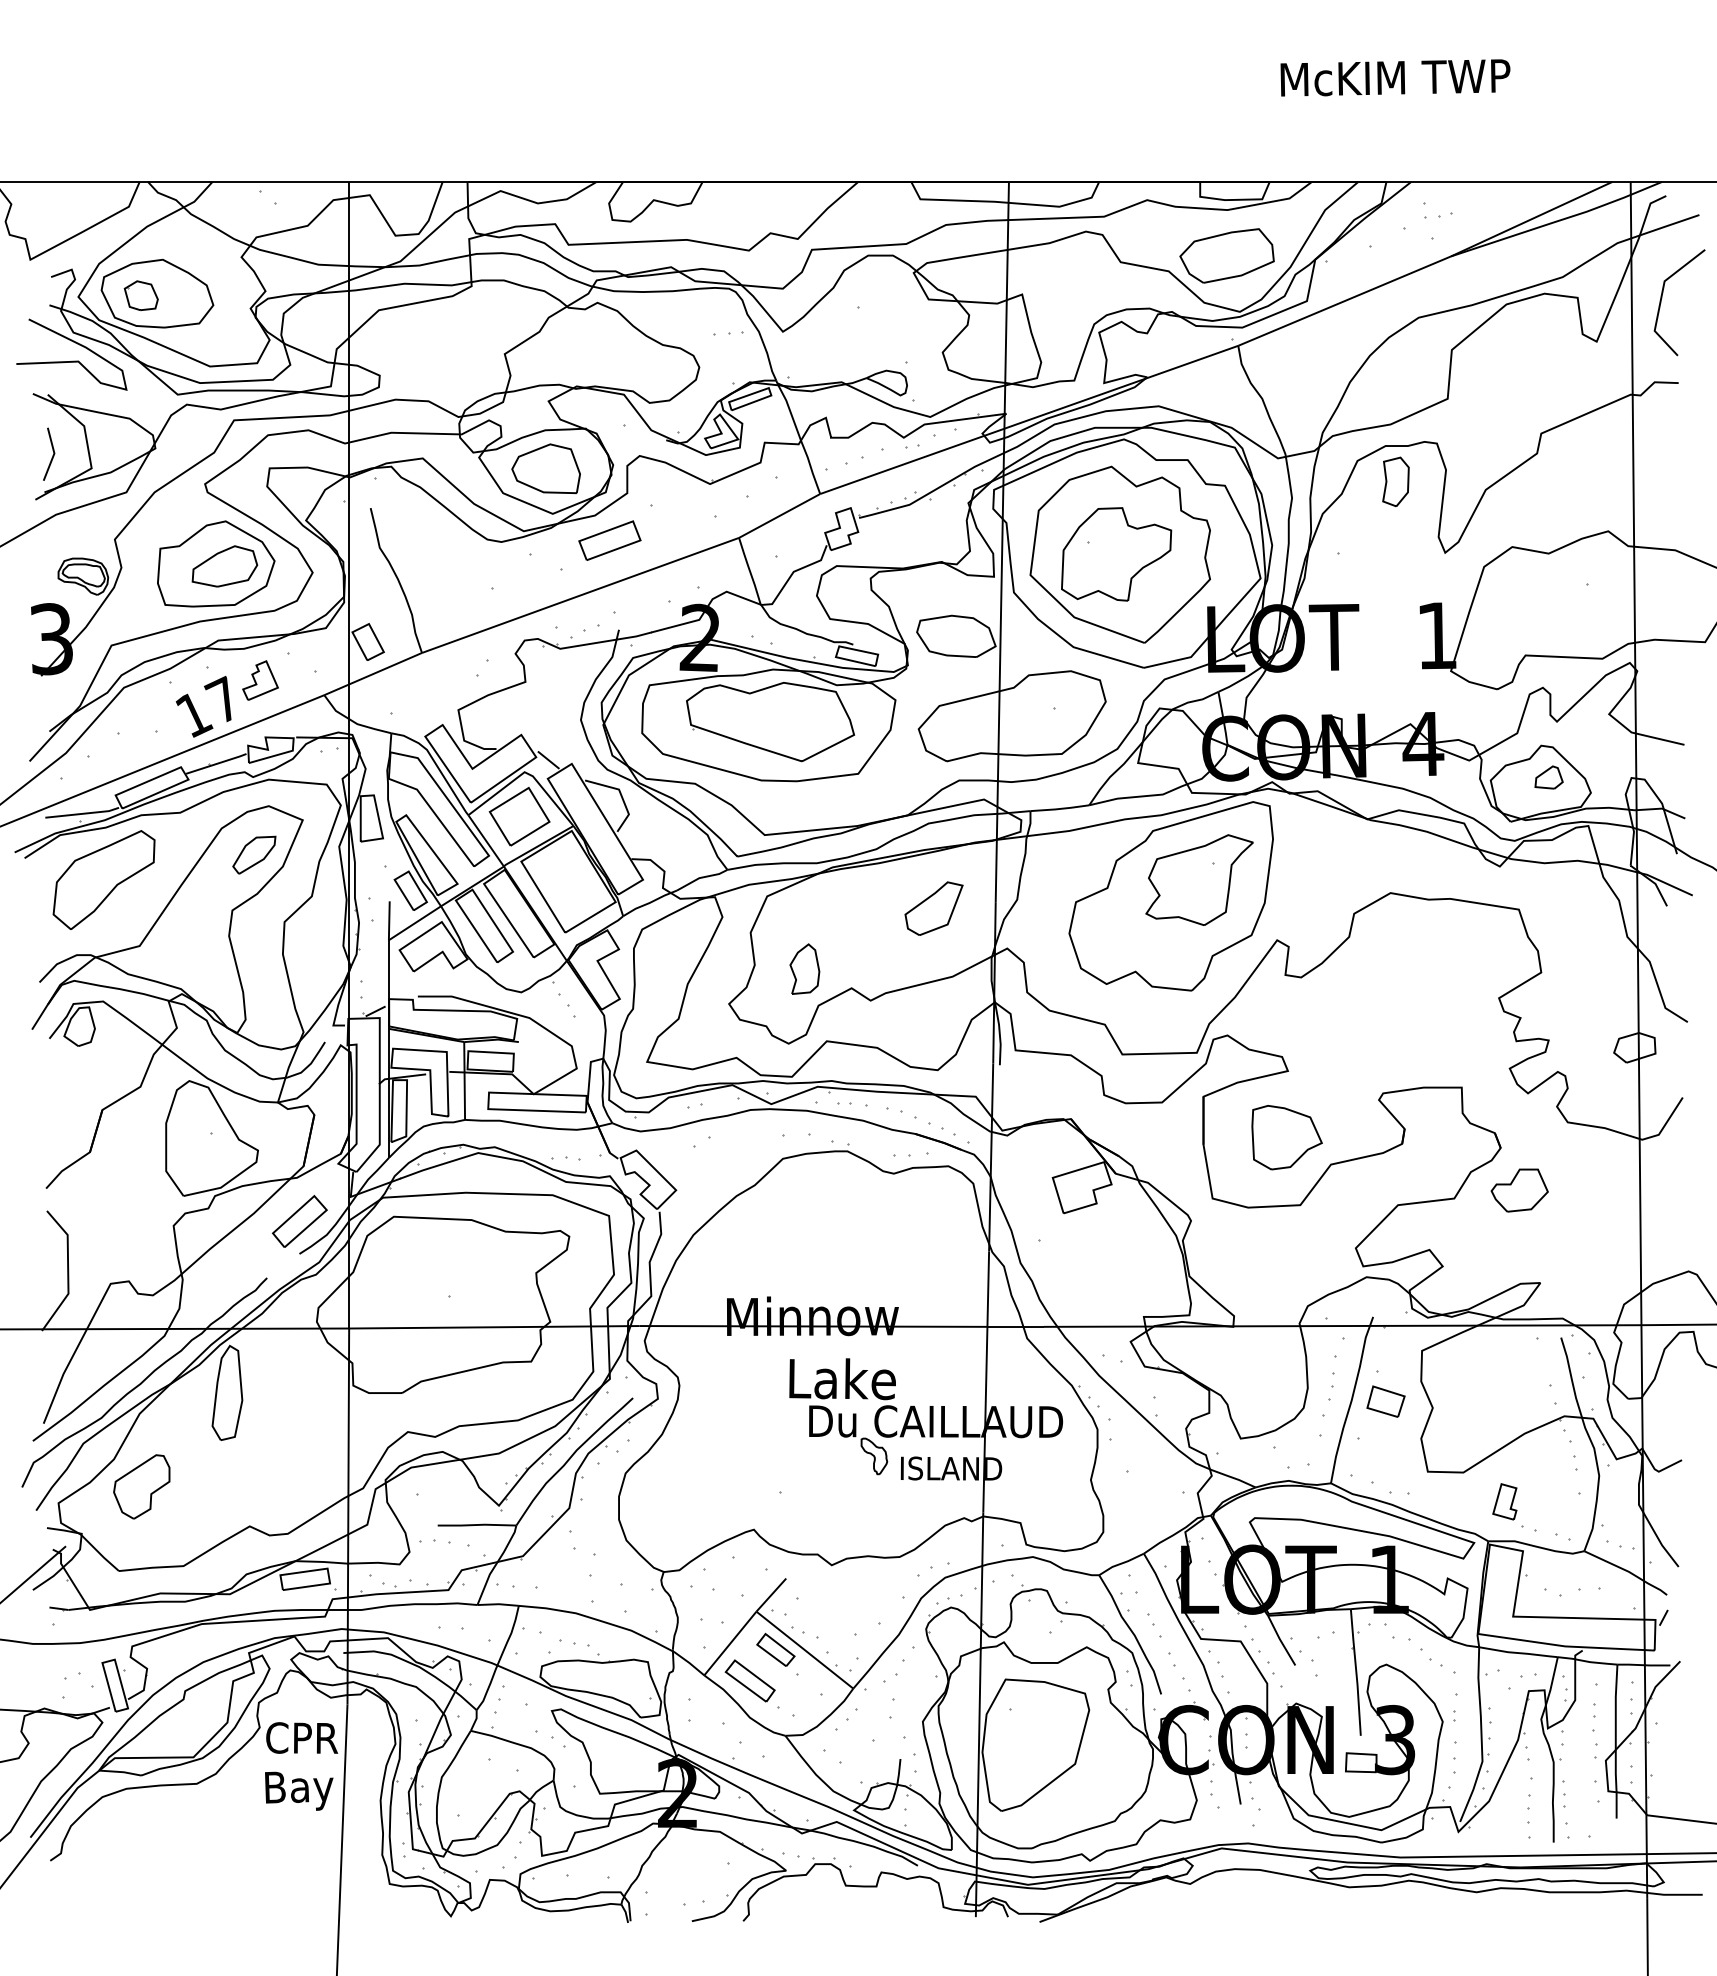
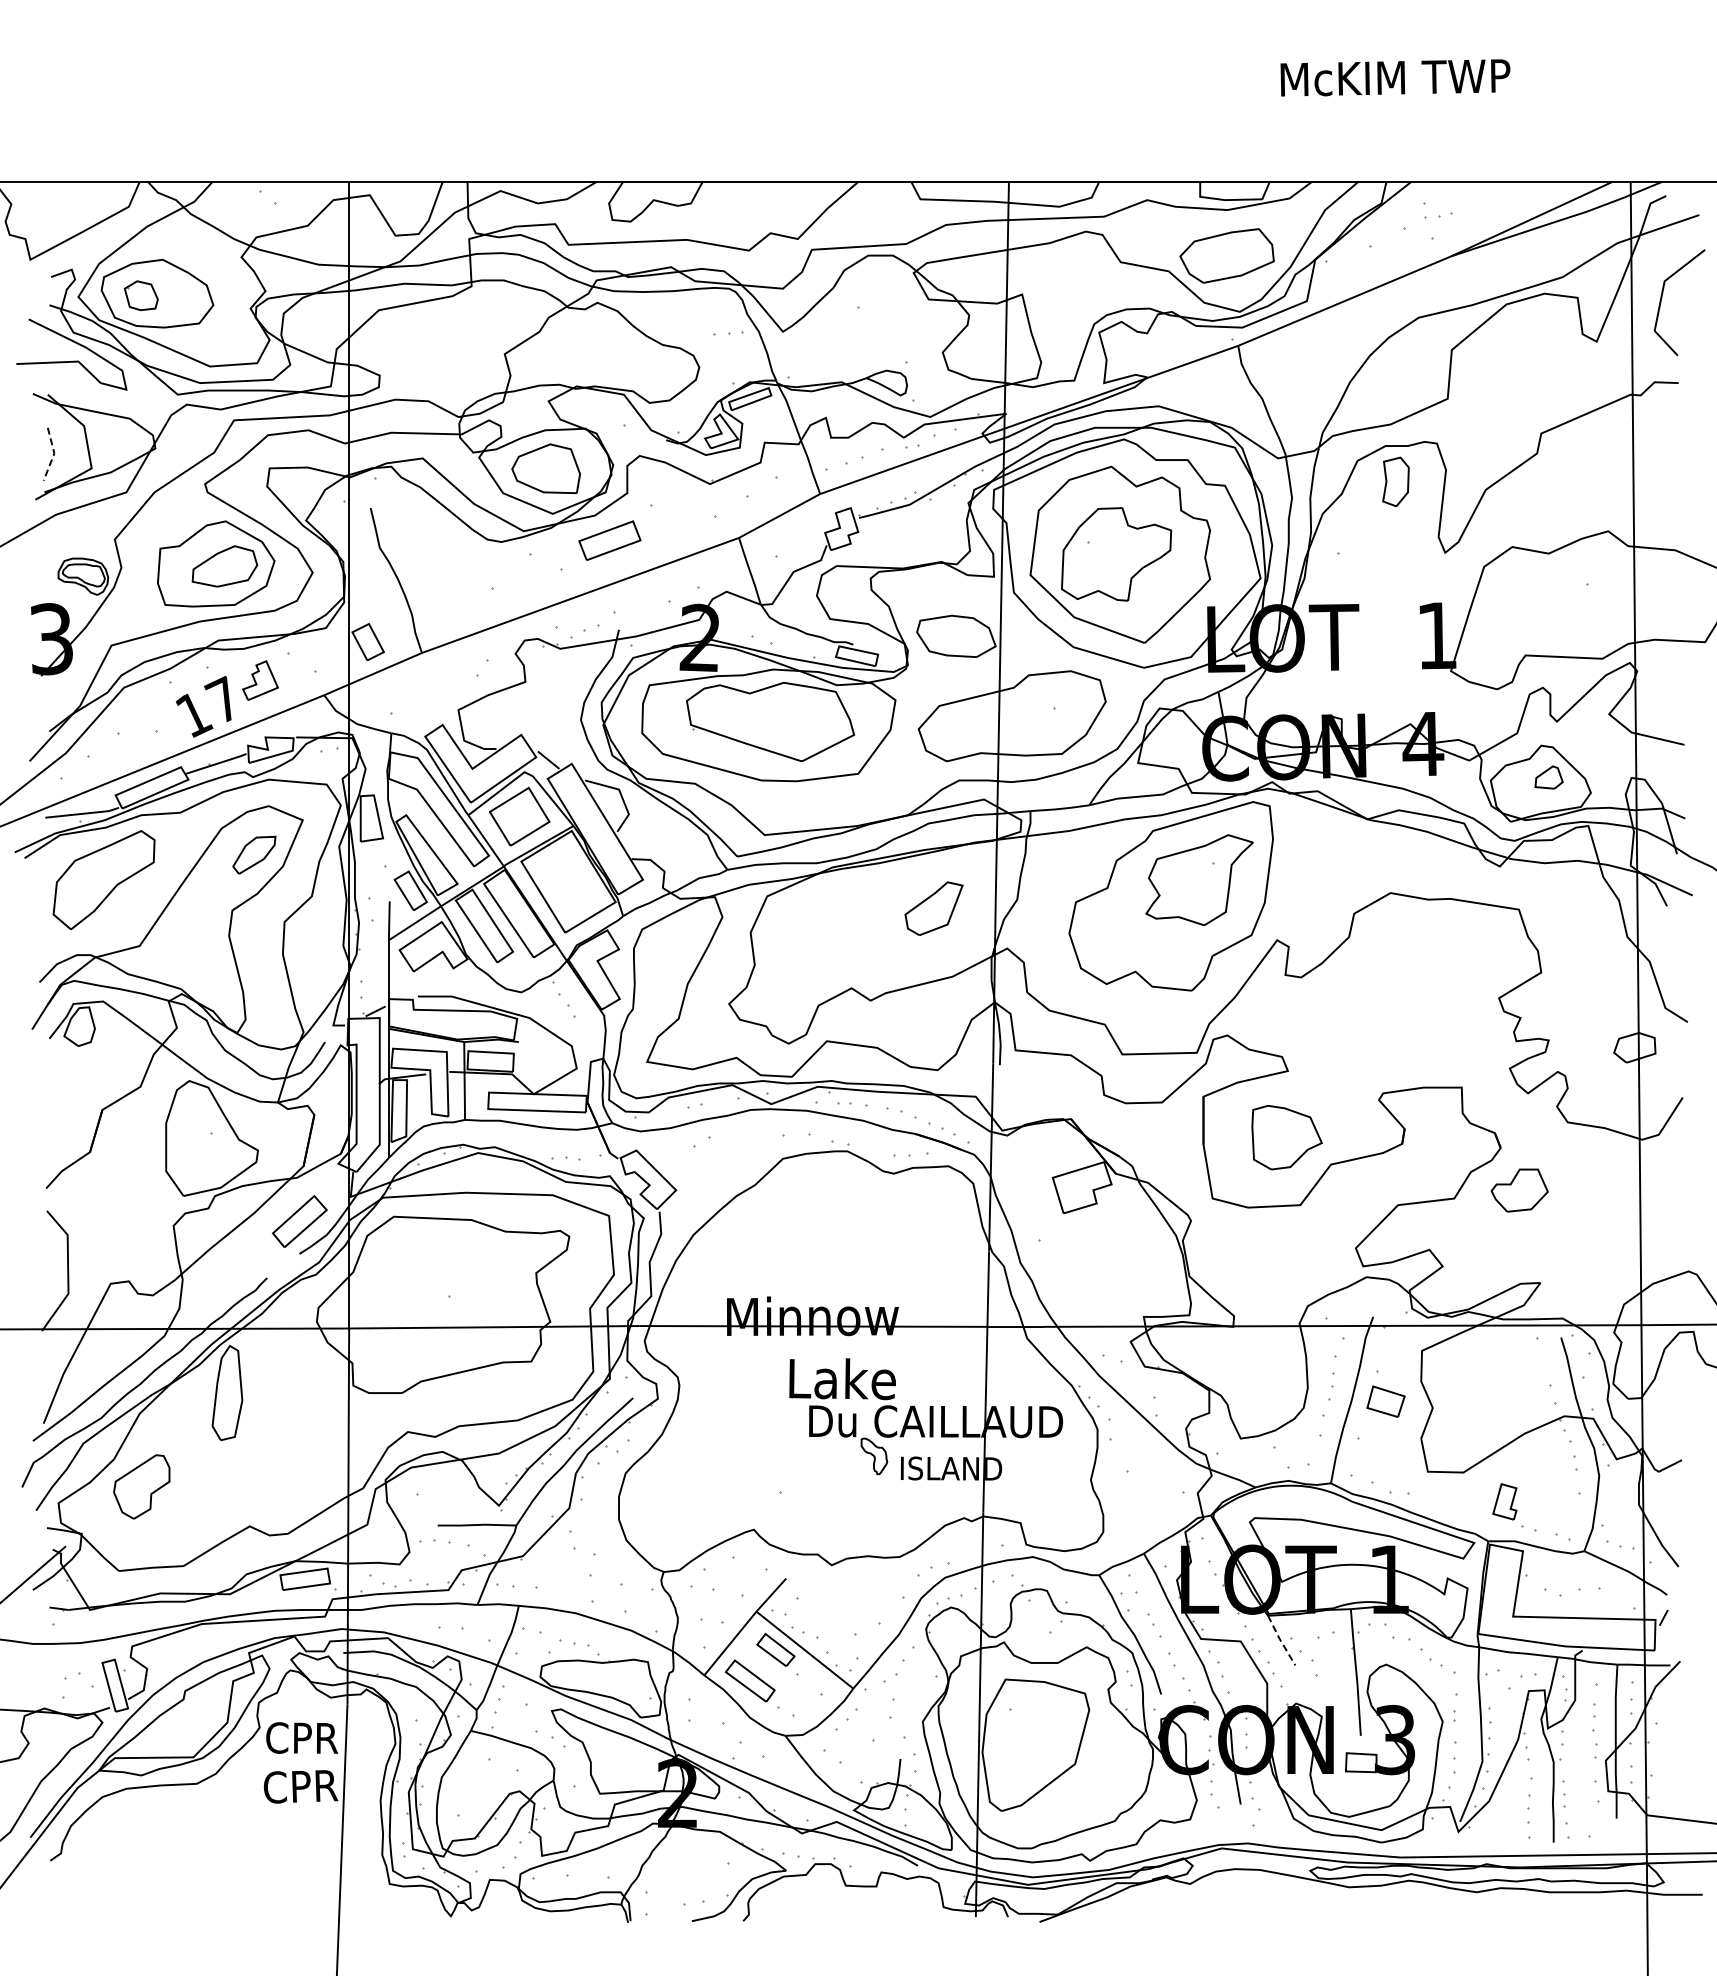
line: solid -> dashed (54, 454)
part: present -> none (804, 968)
line: solid -> dashed (1280, 1640)
text: Bay -> CPR (300, 1790)
